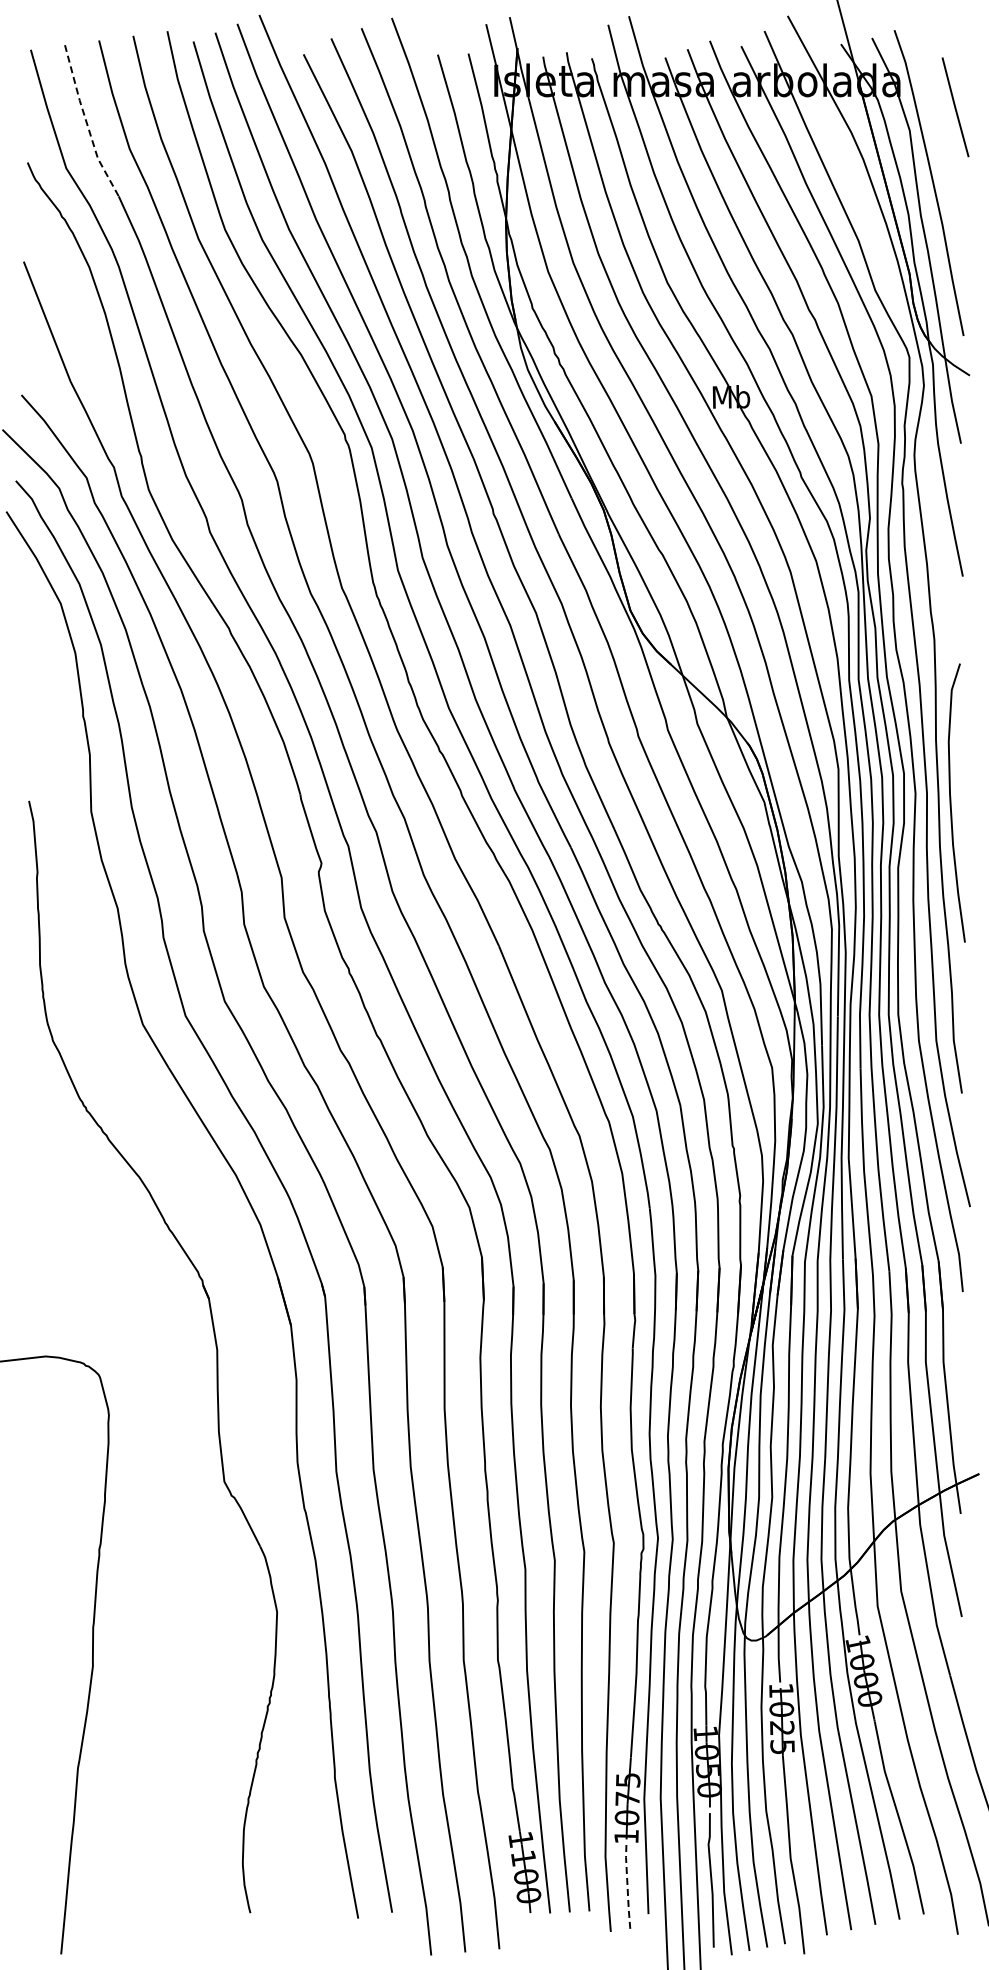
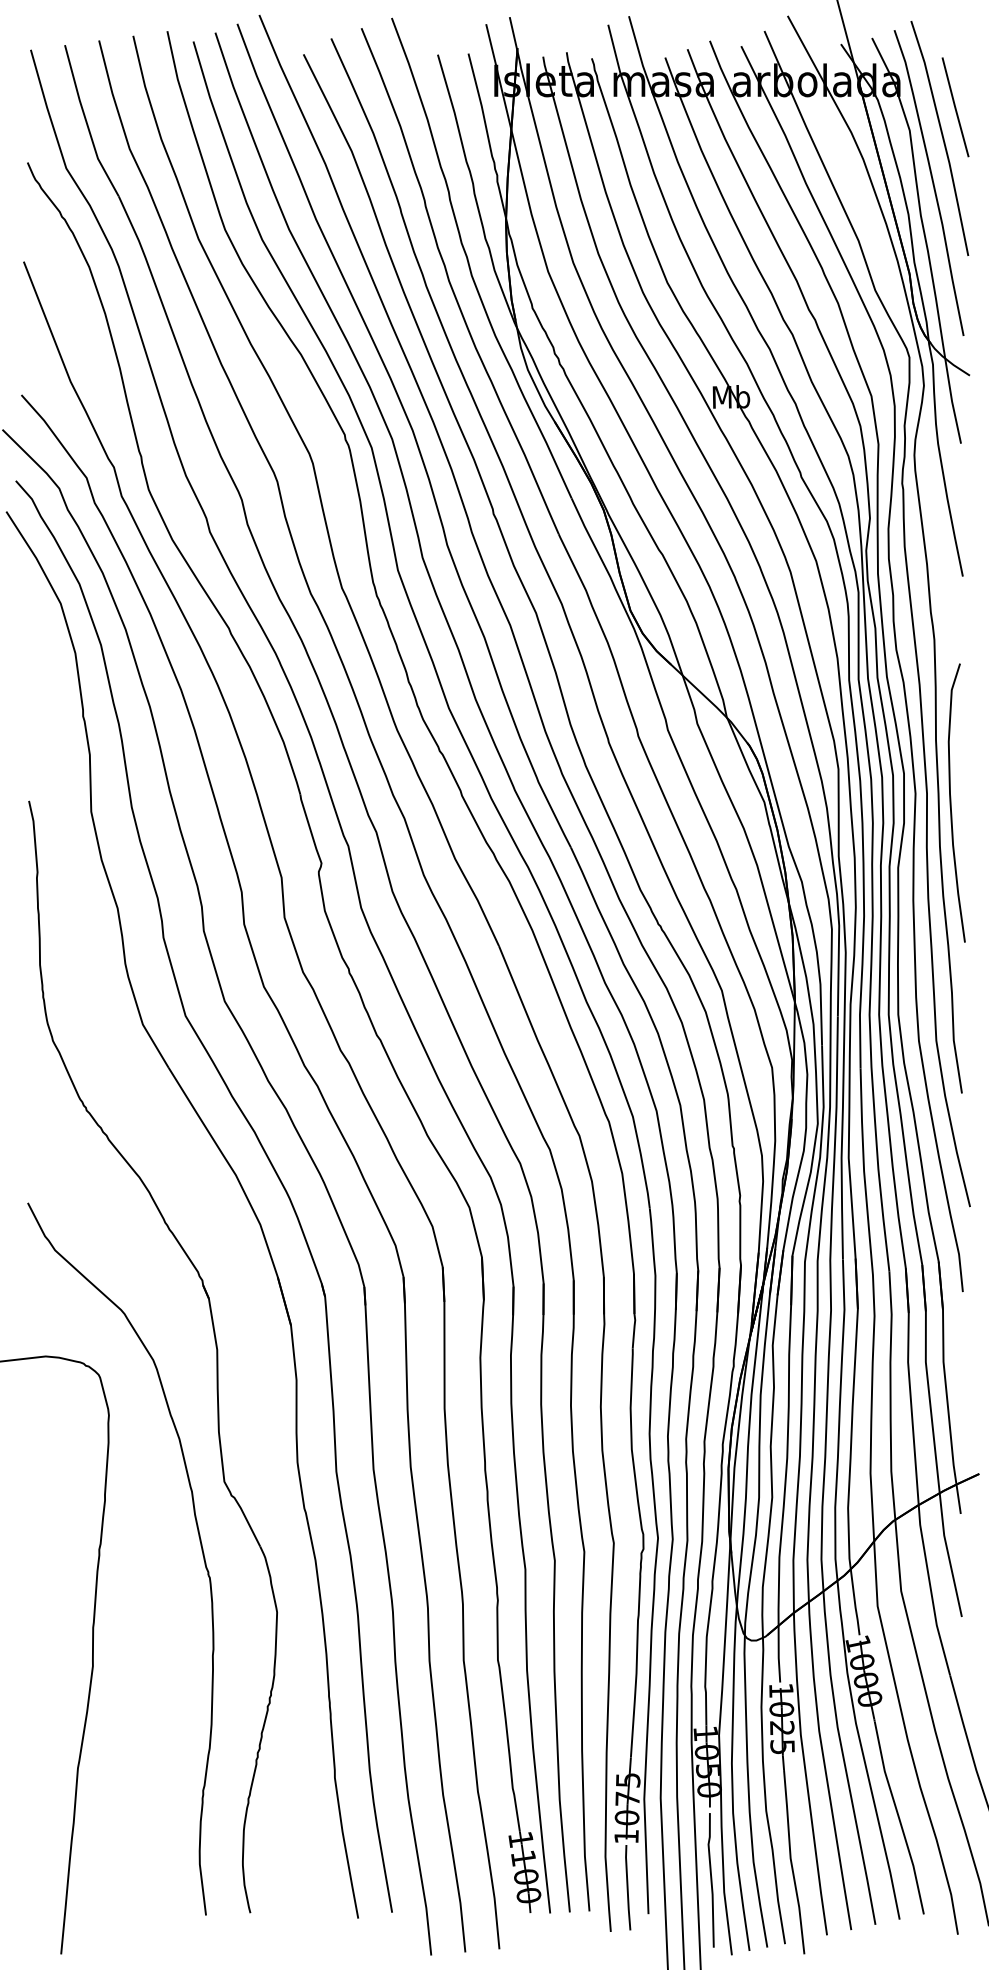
line: dashed -> solid (86, 123)
curve: none -> present (941, 136)
part: none -> present (199, 1541)
line: dashed -> solid (627, 1887)
